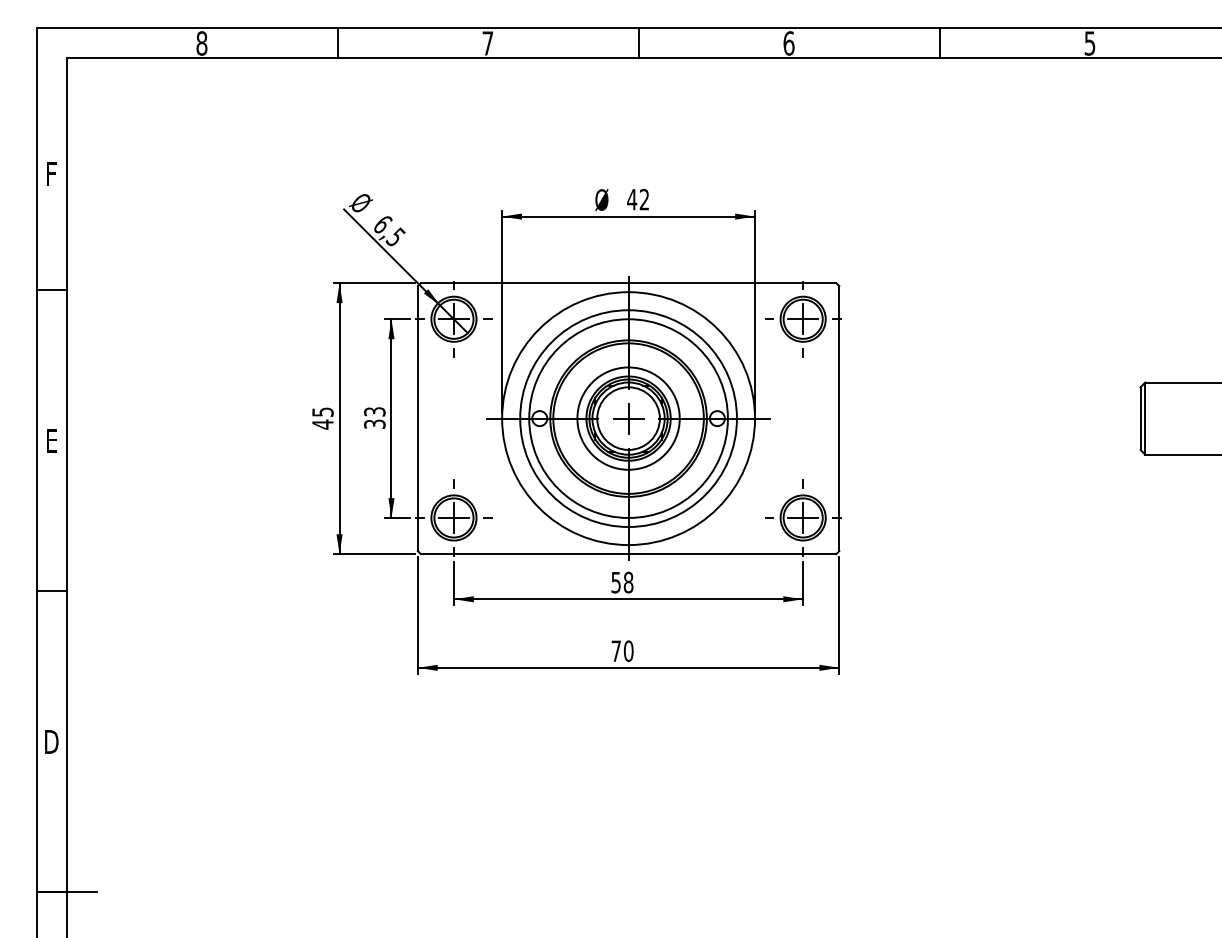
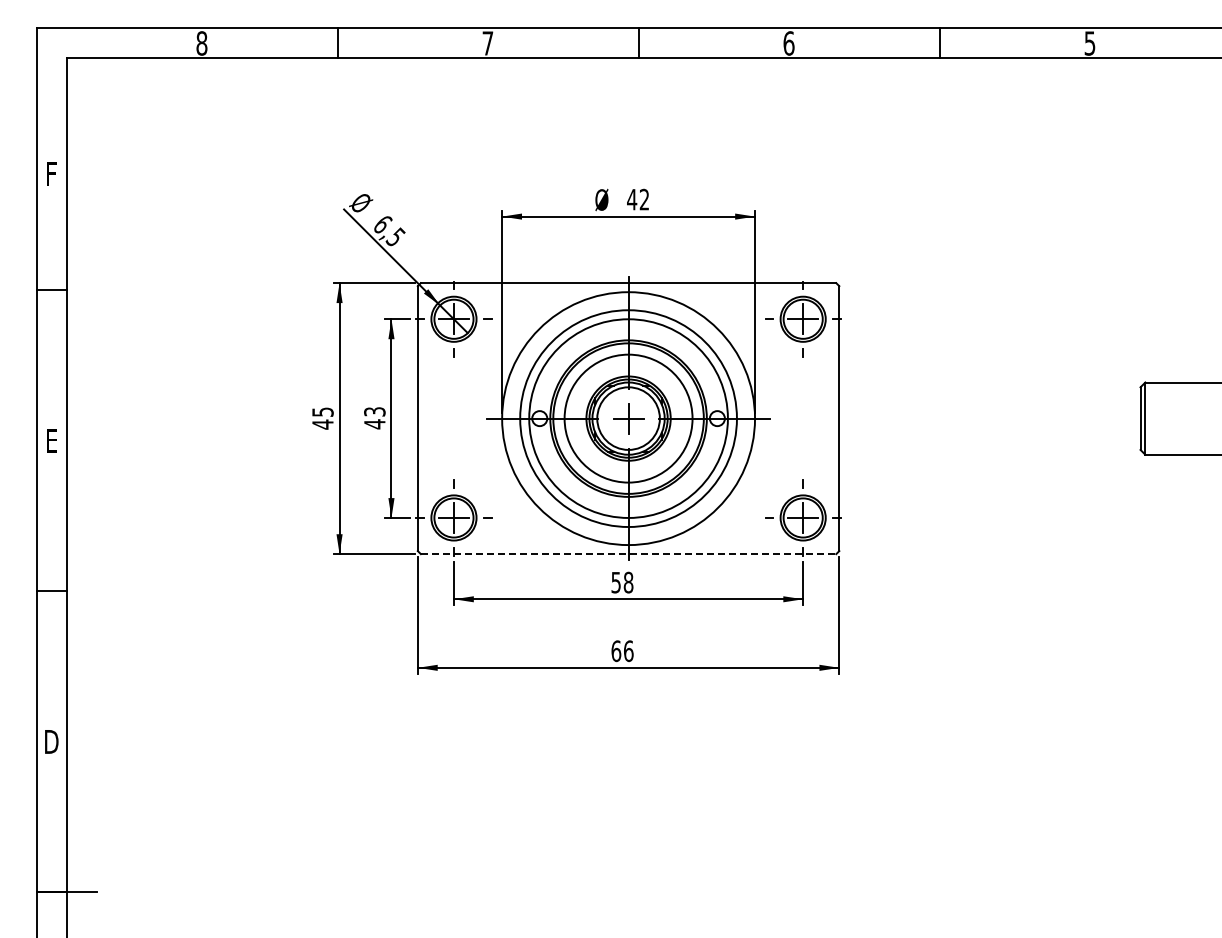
circle diameter: 102 px -> 128 px (628, 418)
text: 33 -> 43 (374, 424)
line: solid -> dashed (628, 554)
text: 70 -> 66 (622, 651)
